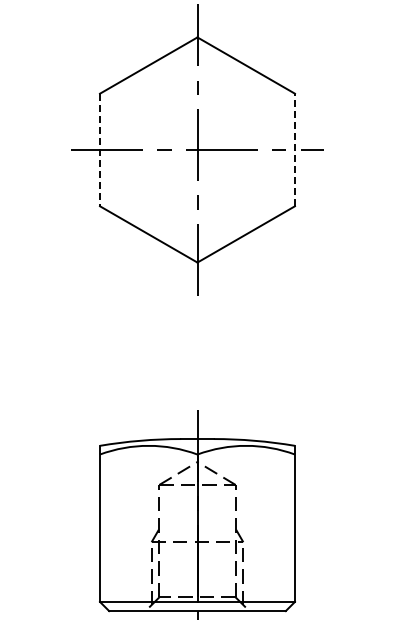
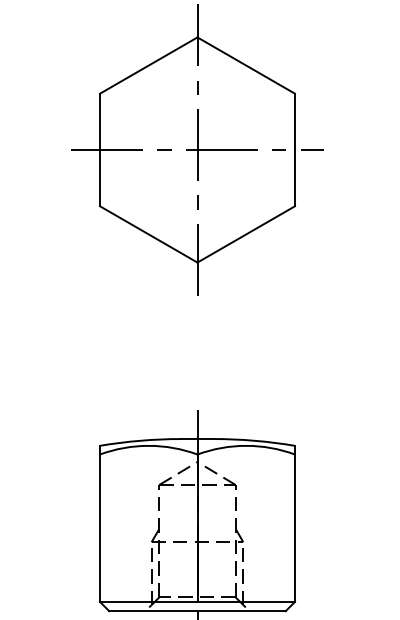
line: dashed -> solid (294, 149)
line: dashed -> solid (100, 150)
